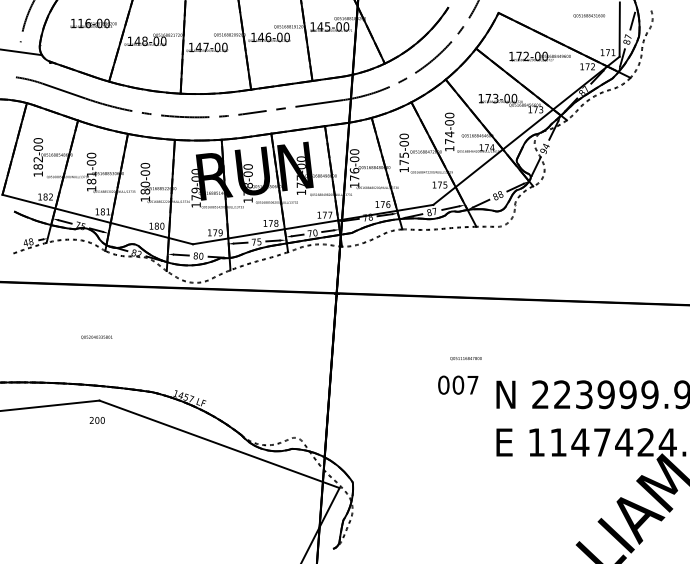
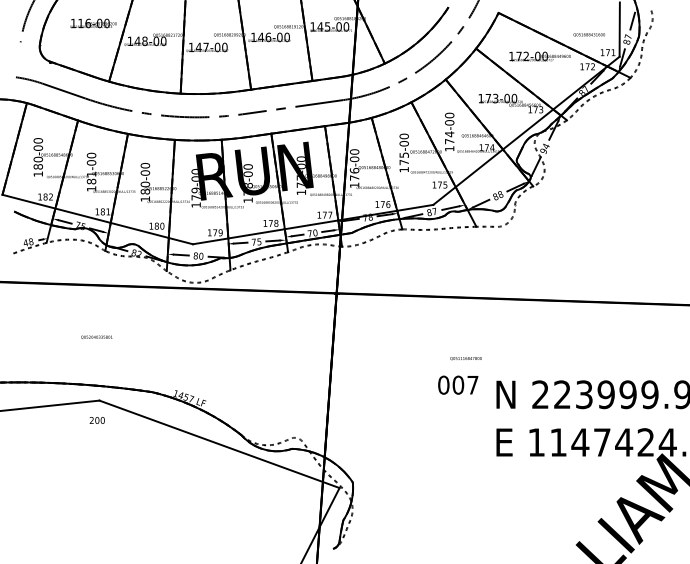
text position: (588, 15) -> (588, 34) (588, 34)
line: present -> none (22, 52)
text: 182-00 -> 180-00 (38, 159)
